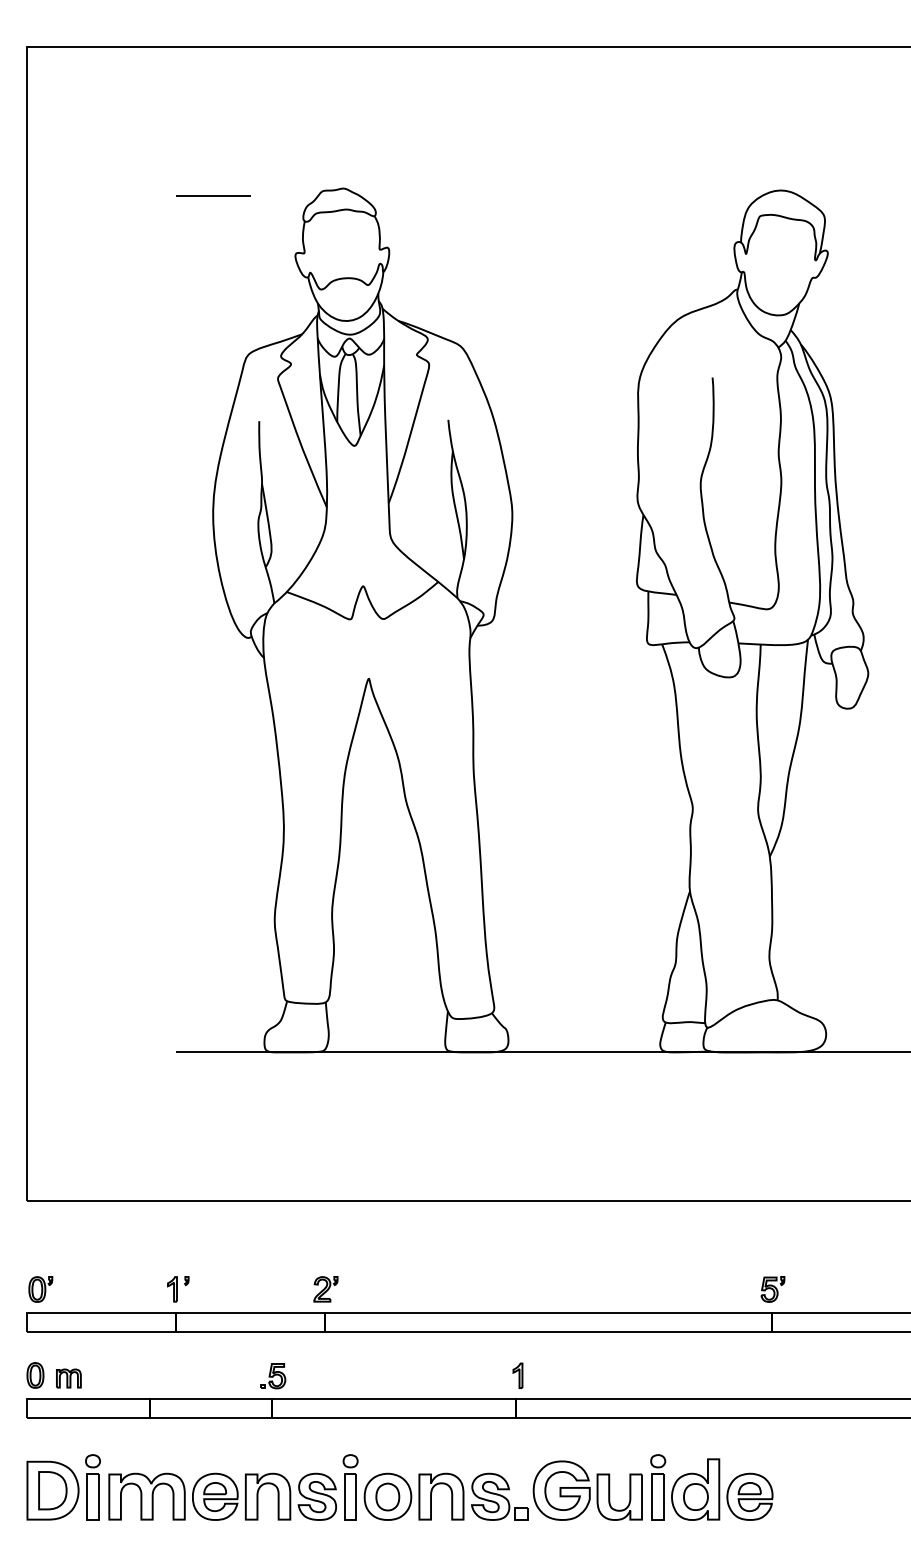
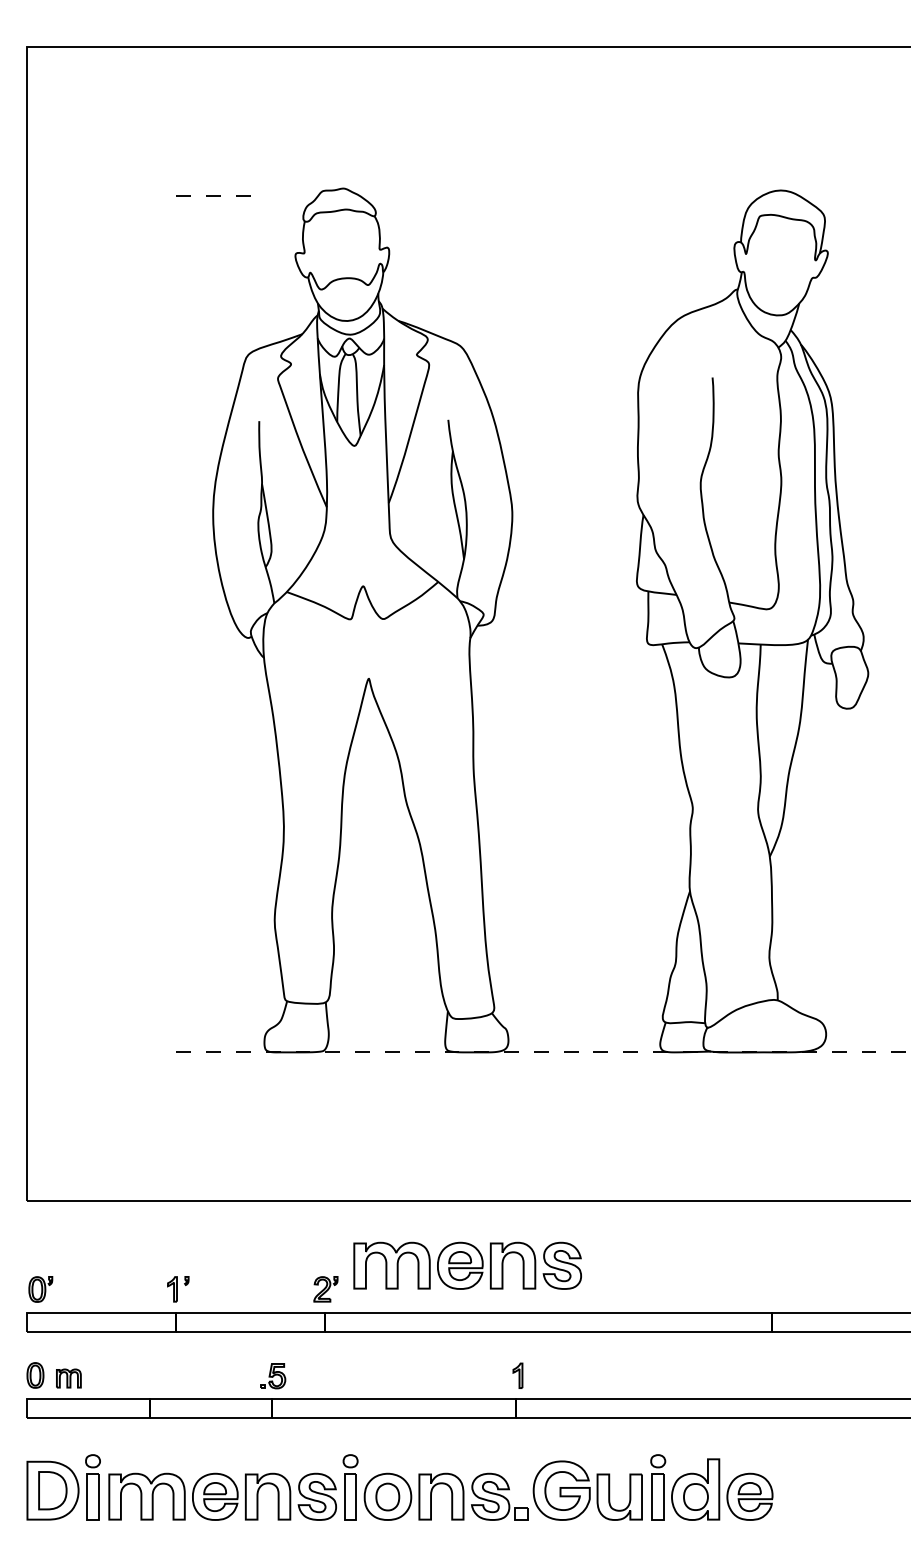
line: solid -> dashed (214, 195)
line: solid -> dashed (544, 1052)
part: none -> present (467, 1265)
part: present -> none (772, 1289)
